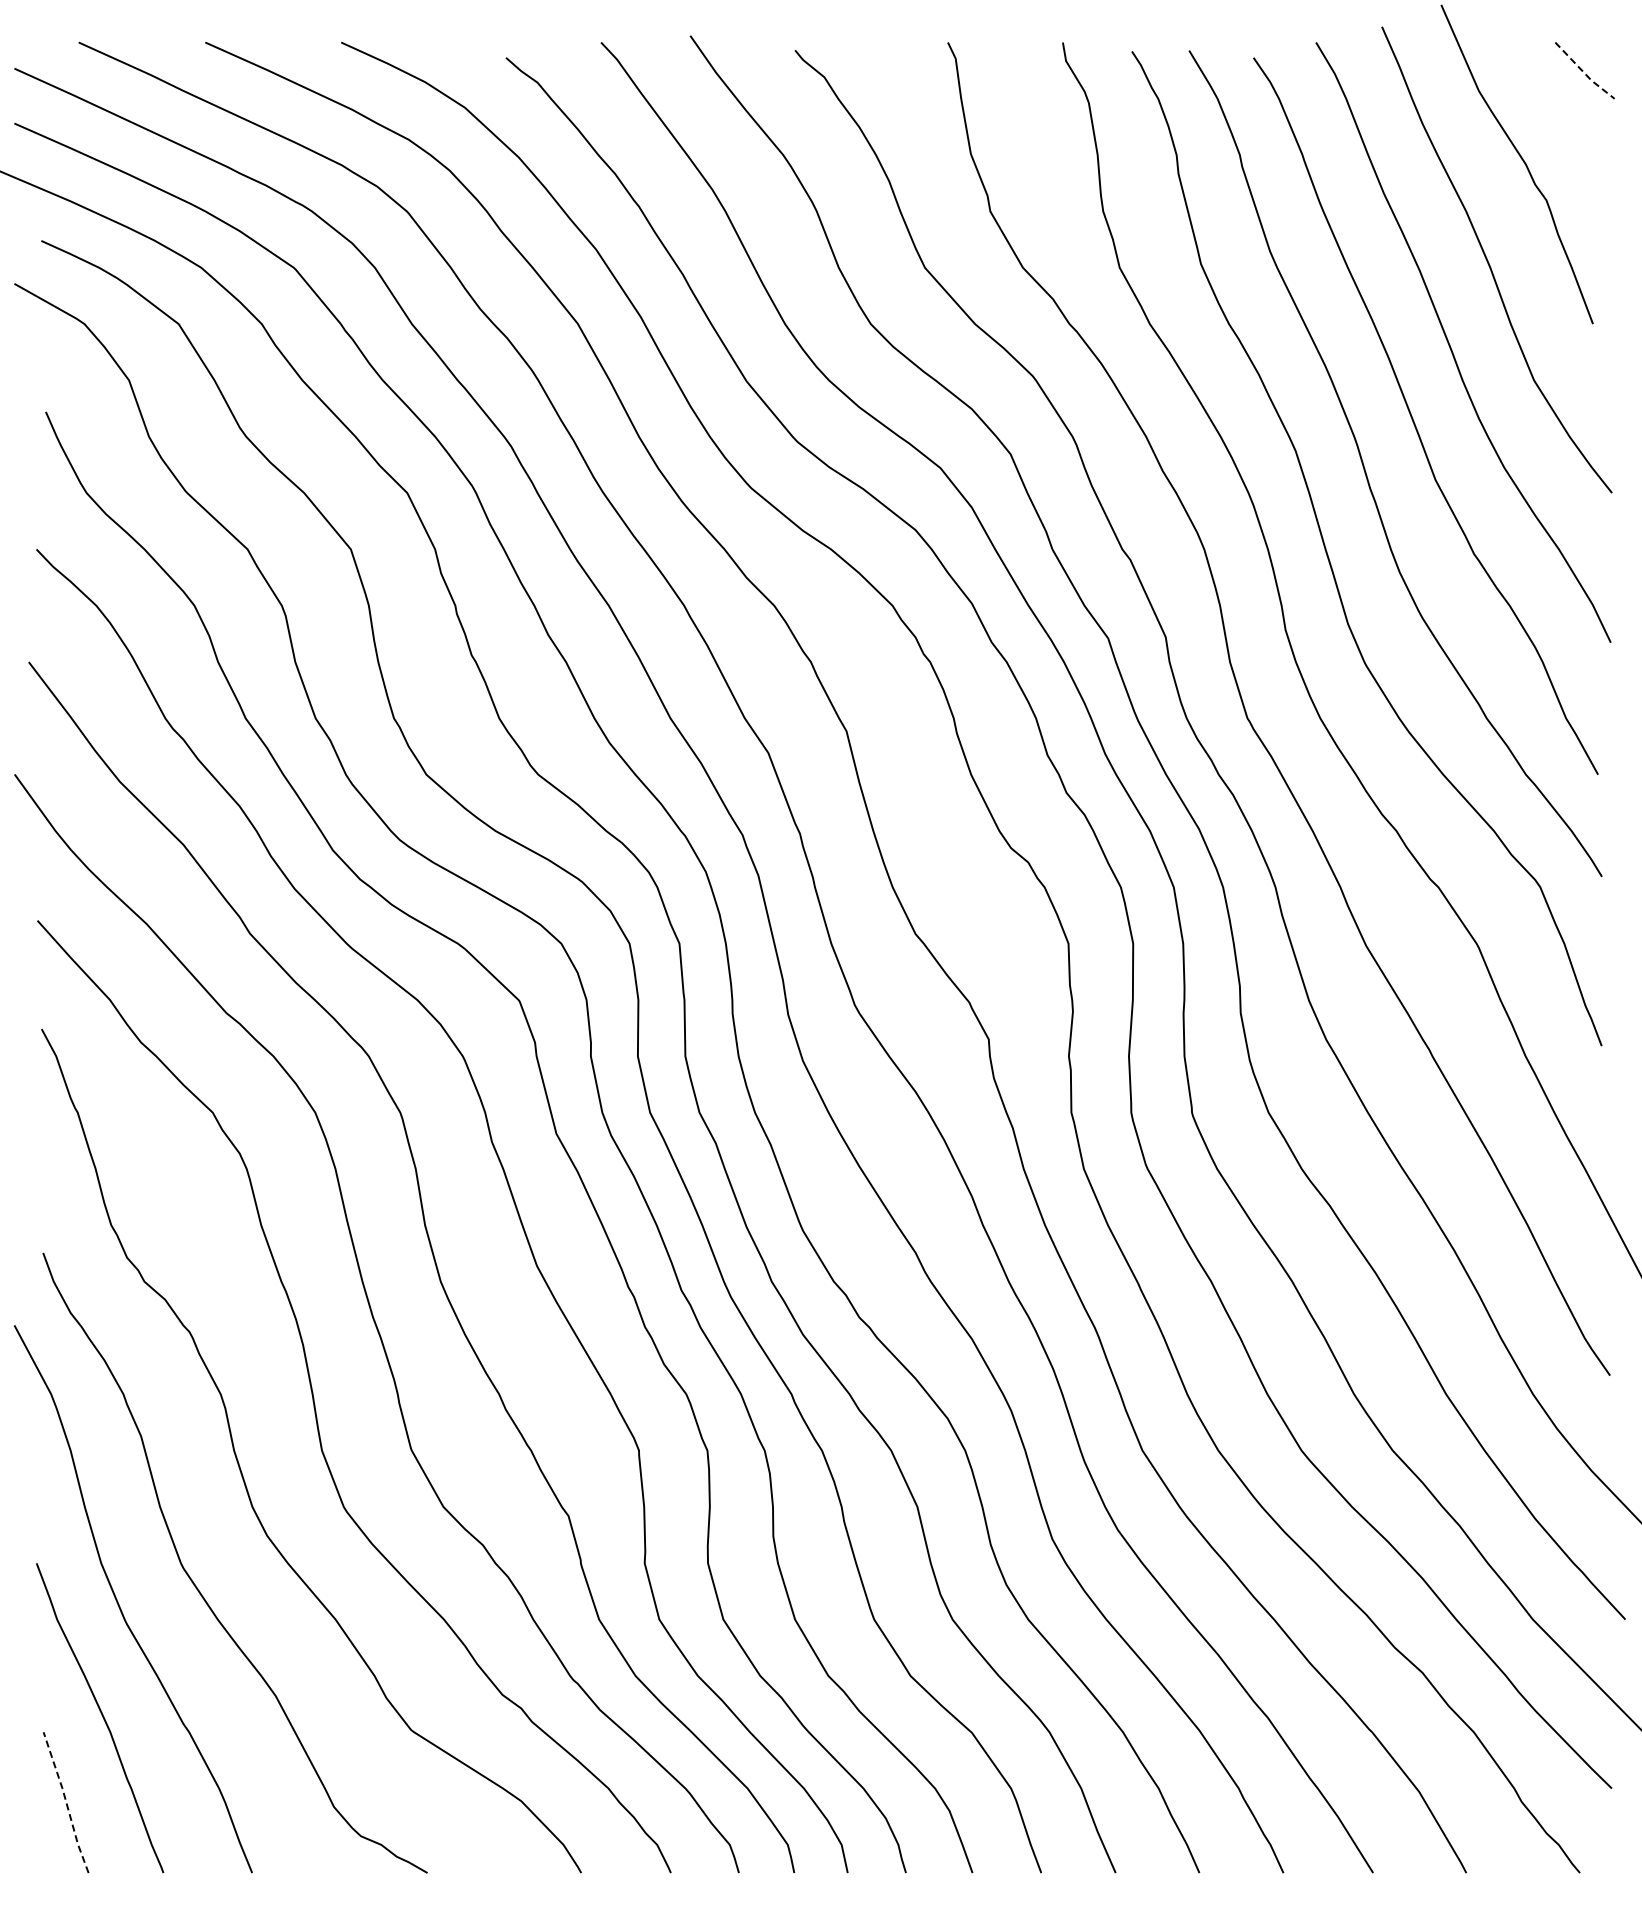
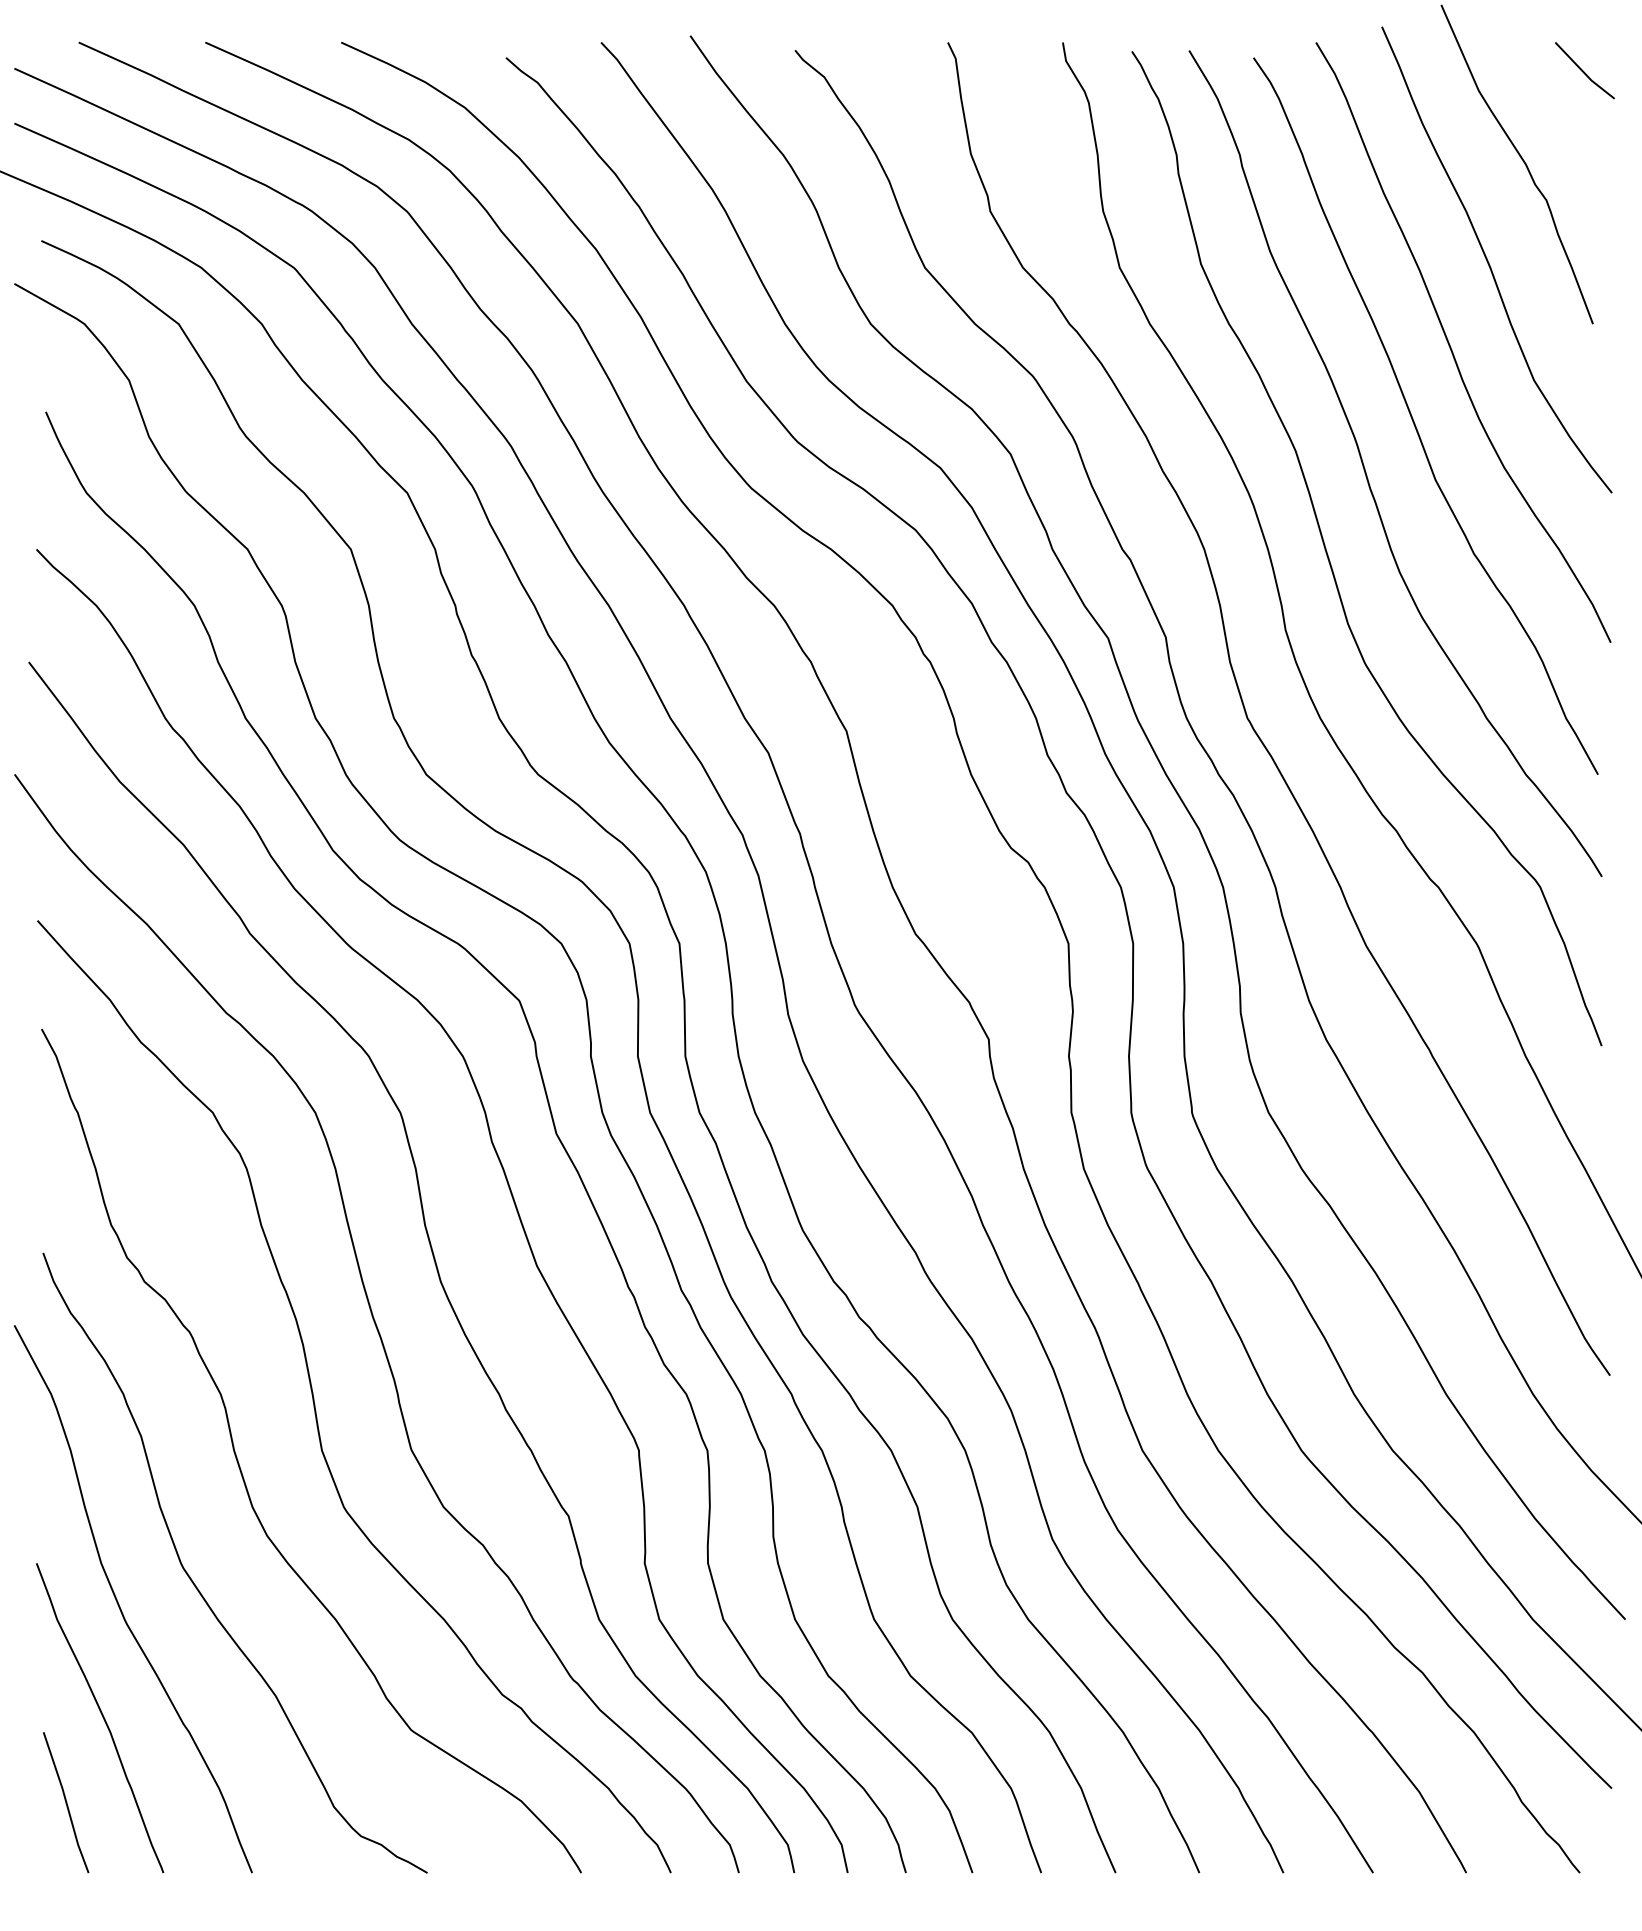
line: dashed -> solid (1584, 72)
line: dashed -> solid (66, 1802)
